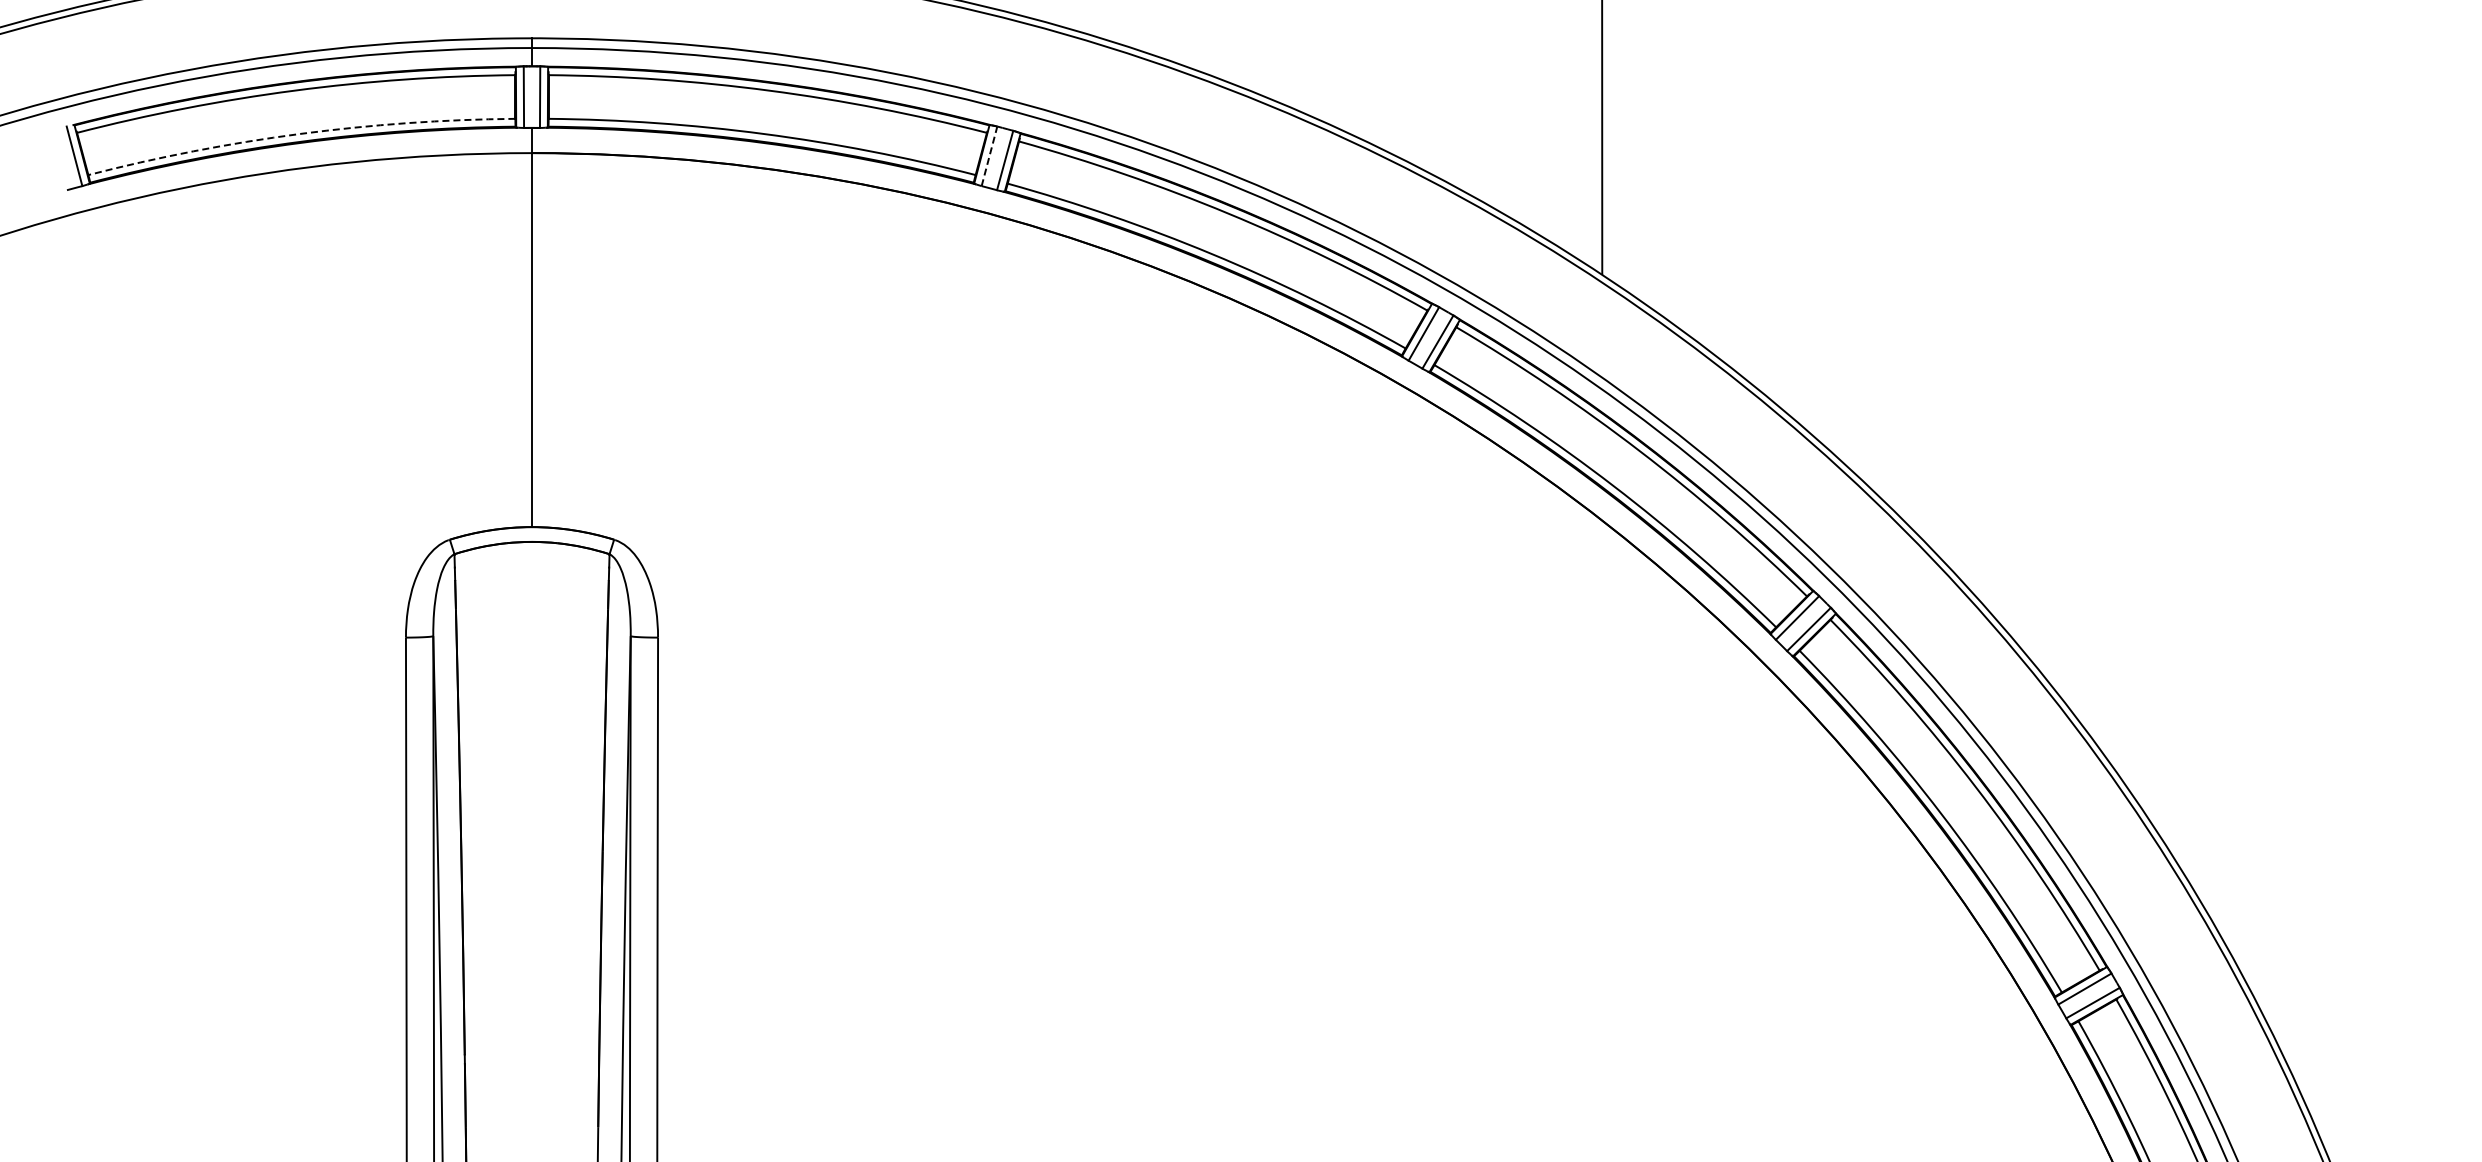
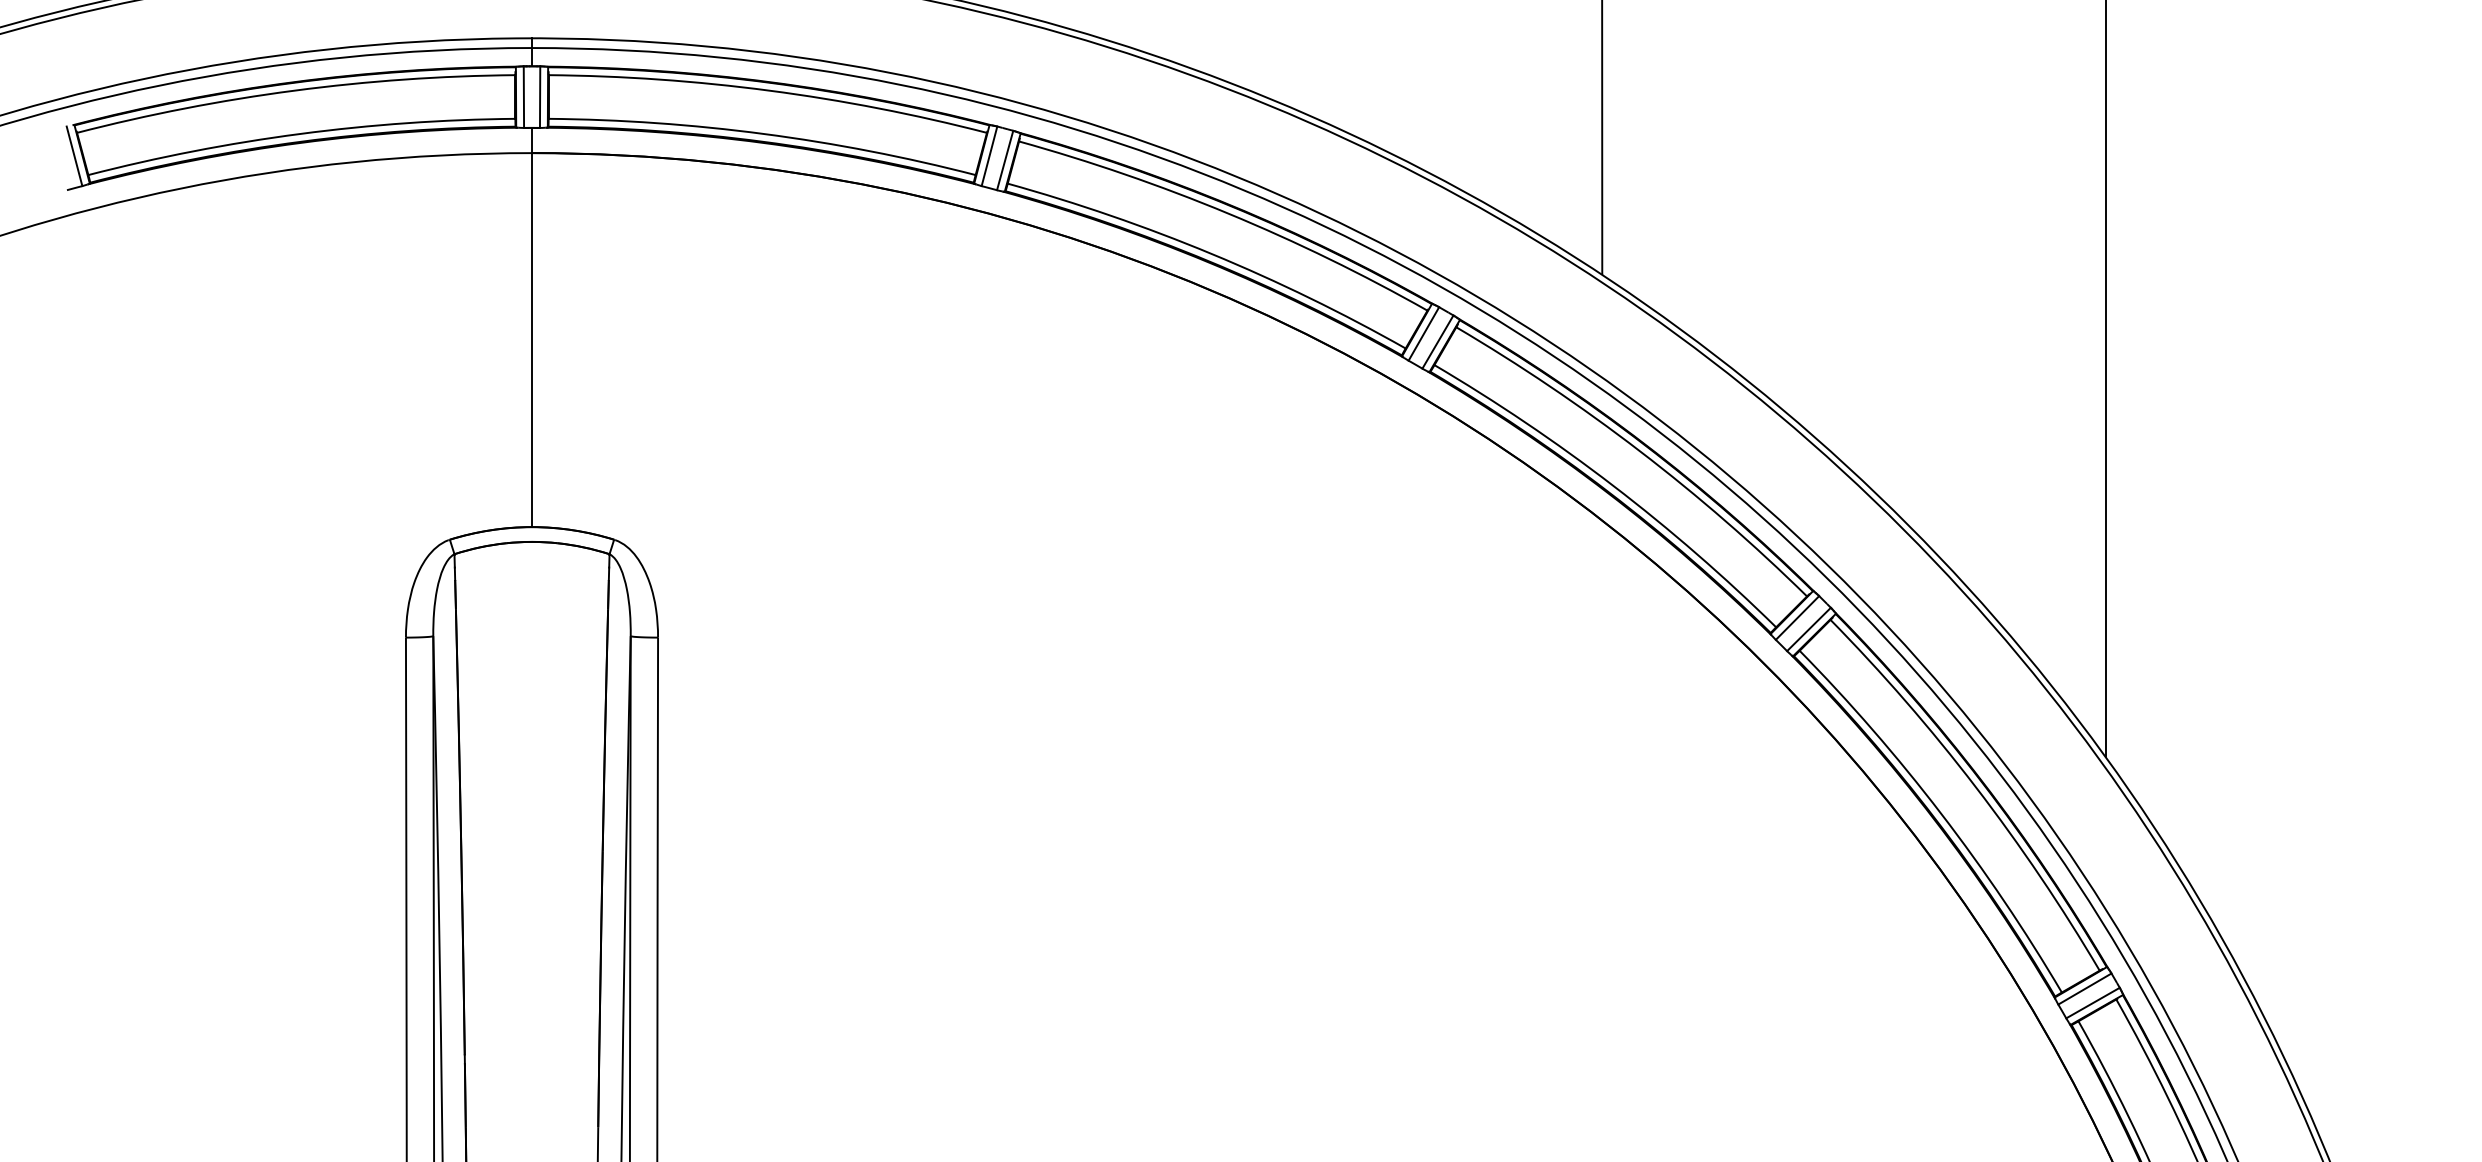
arc: dashed -> solid (300, 133)
line: dashed -> solid (989, 156)
line: none -> present (2105, 379)
